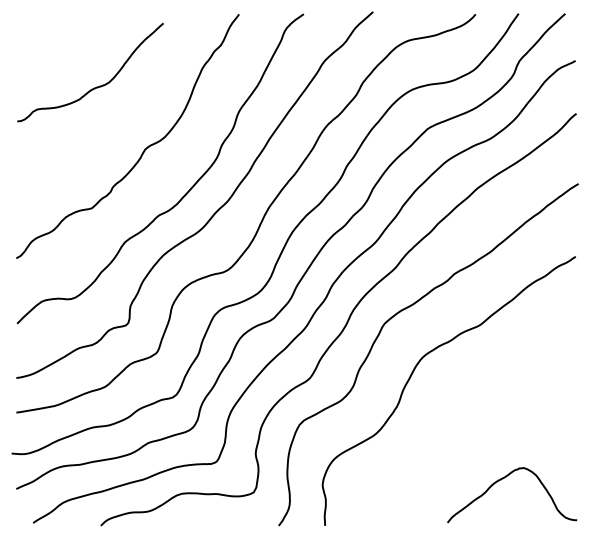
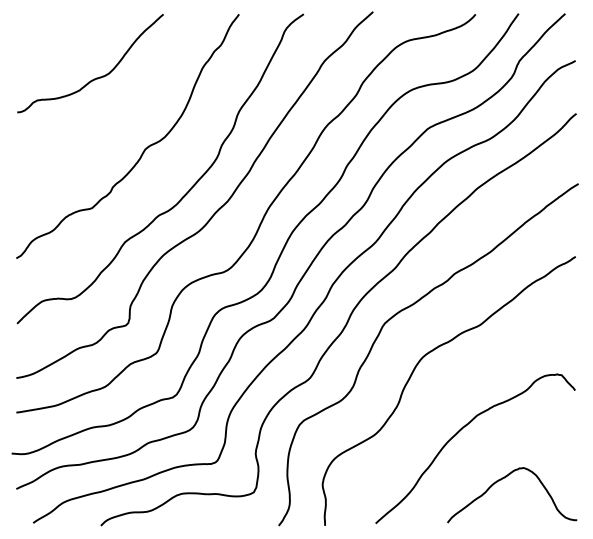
curve position: (96, 86) -> (96, 77) (96, 77)
curve: none -> present (459, 432)
